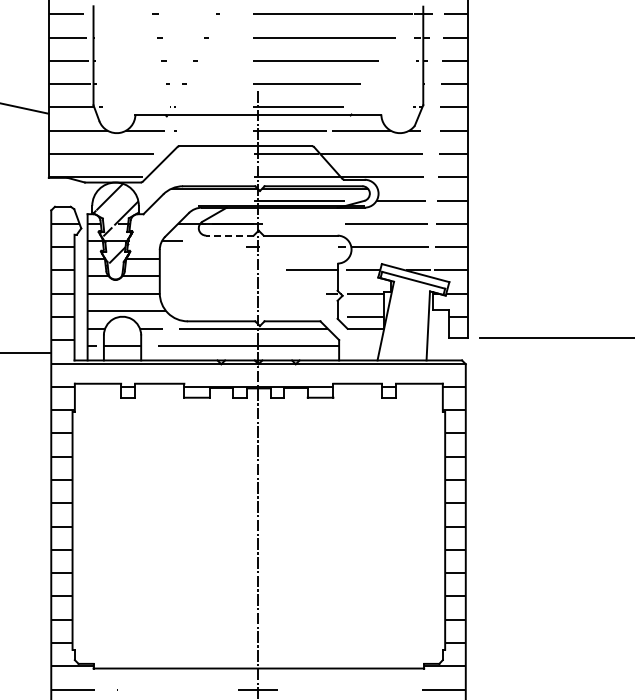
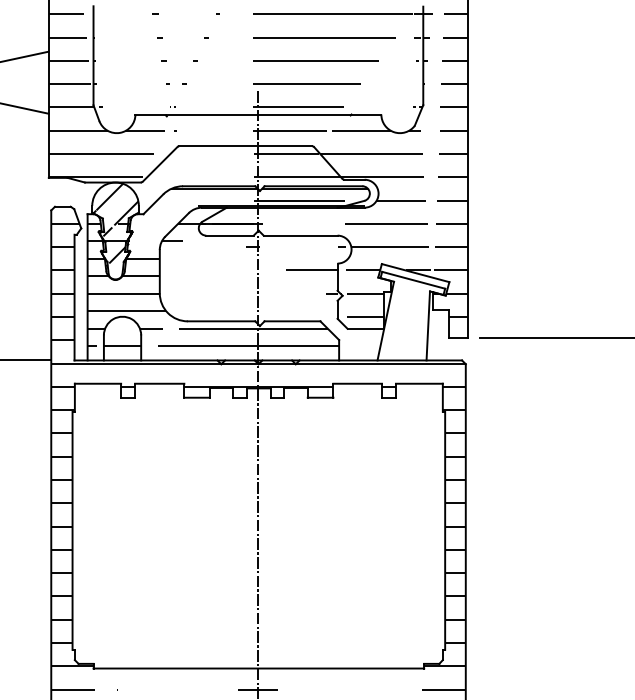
line: none -> present (25, 56)
line: dashed -> solid (229, 235)
line position: (26, 353) -> (26, 360) (26, 360)
